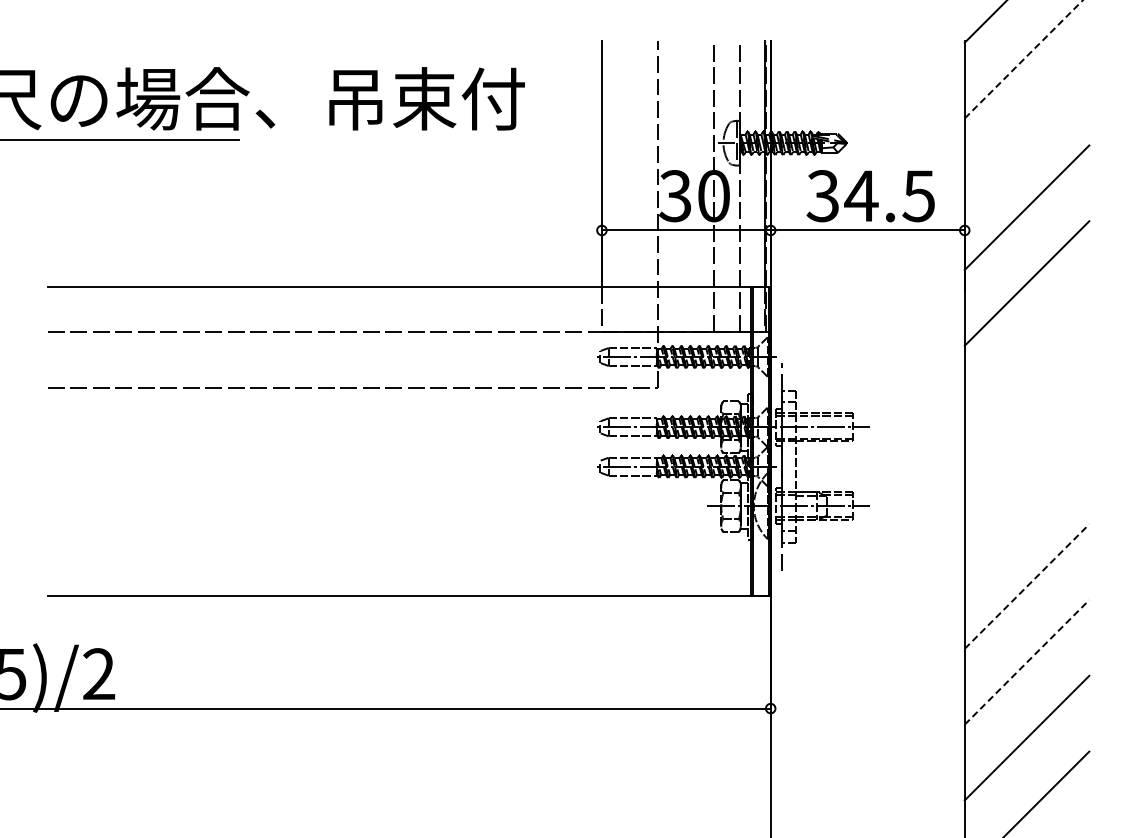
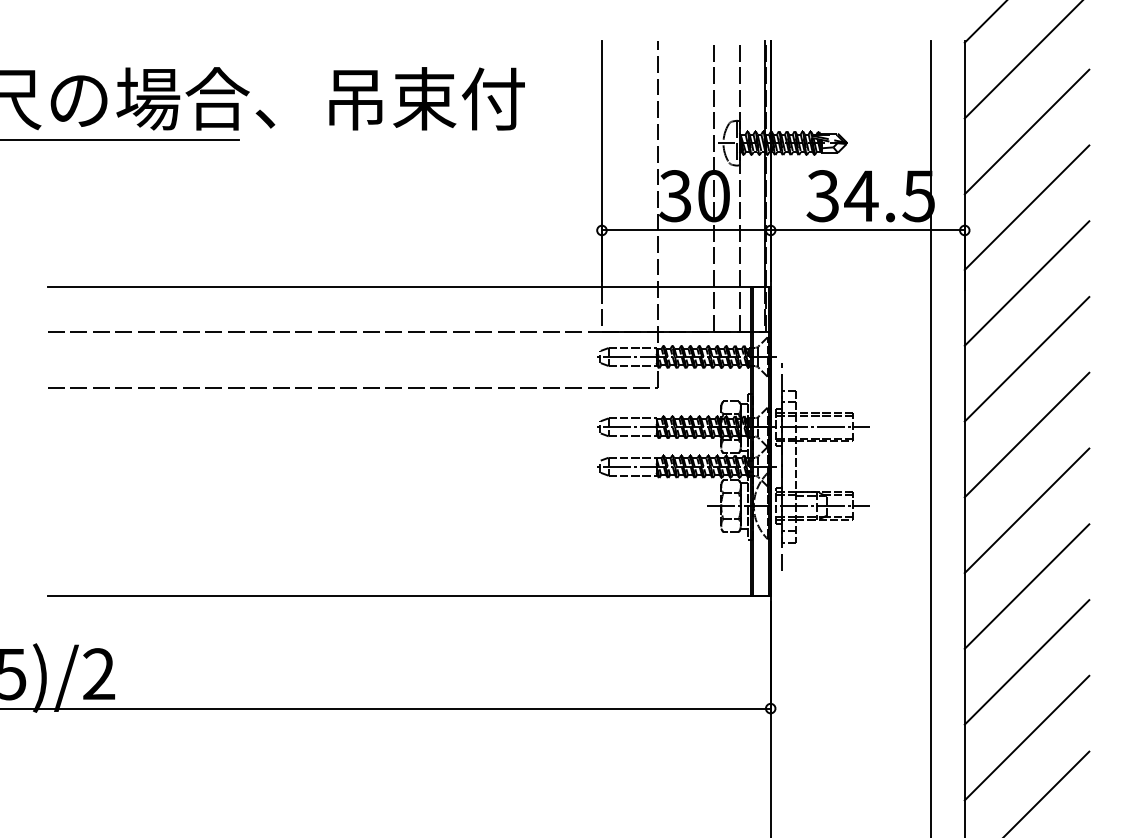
line: dashed -> solid (1023, 59)
line: none -> present (1026, 131)
line: none -> present (1026, 359)
line: none -> present (1026, 434)
line: none -> present (931, 437)
line: none -> present (1026, 510)
line: dashed -> solid (1027, 586)
line: dashed -> solid (1027, 662)
